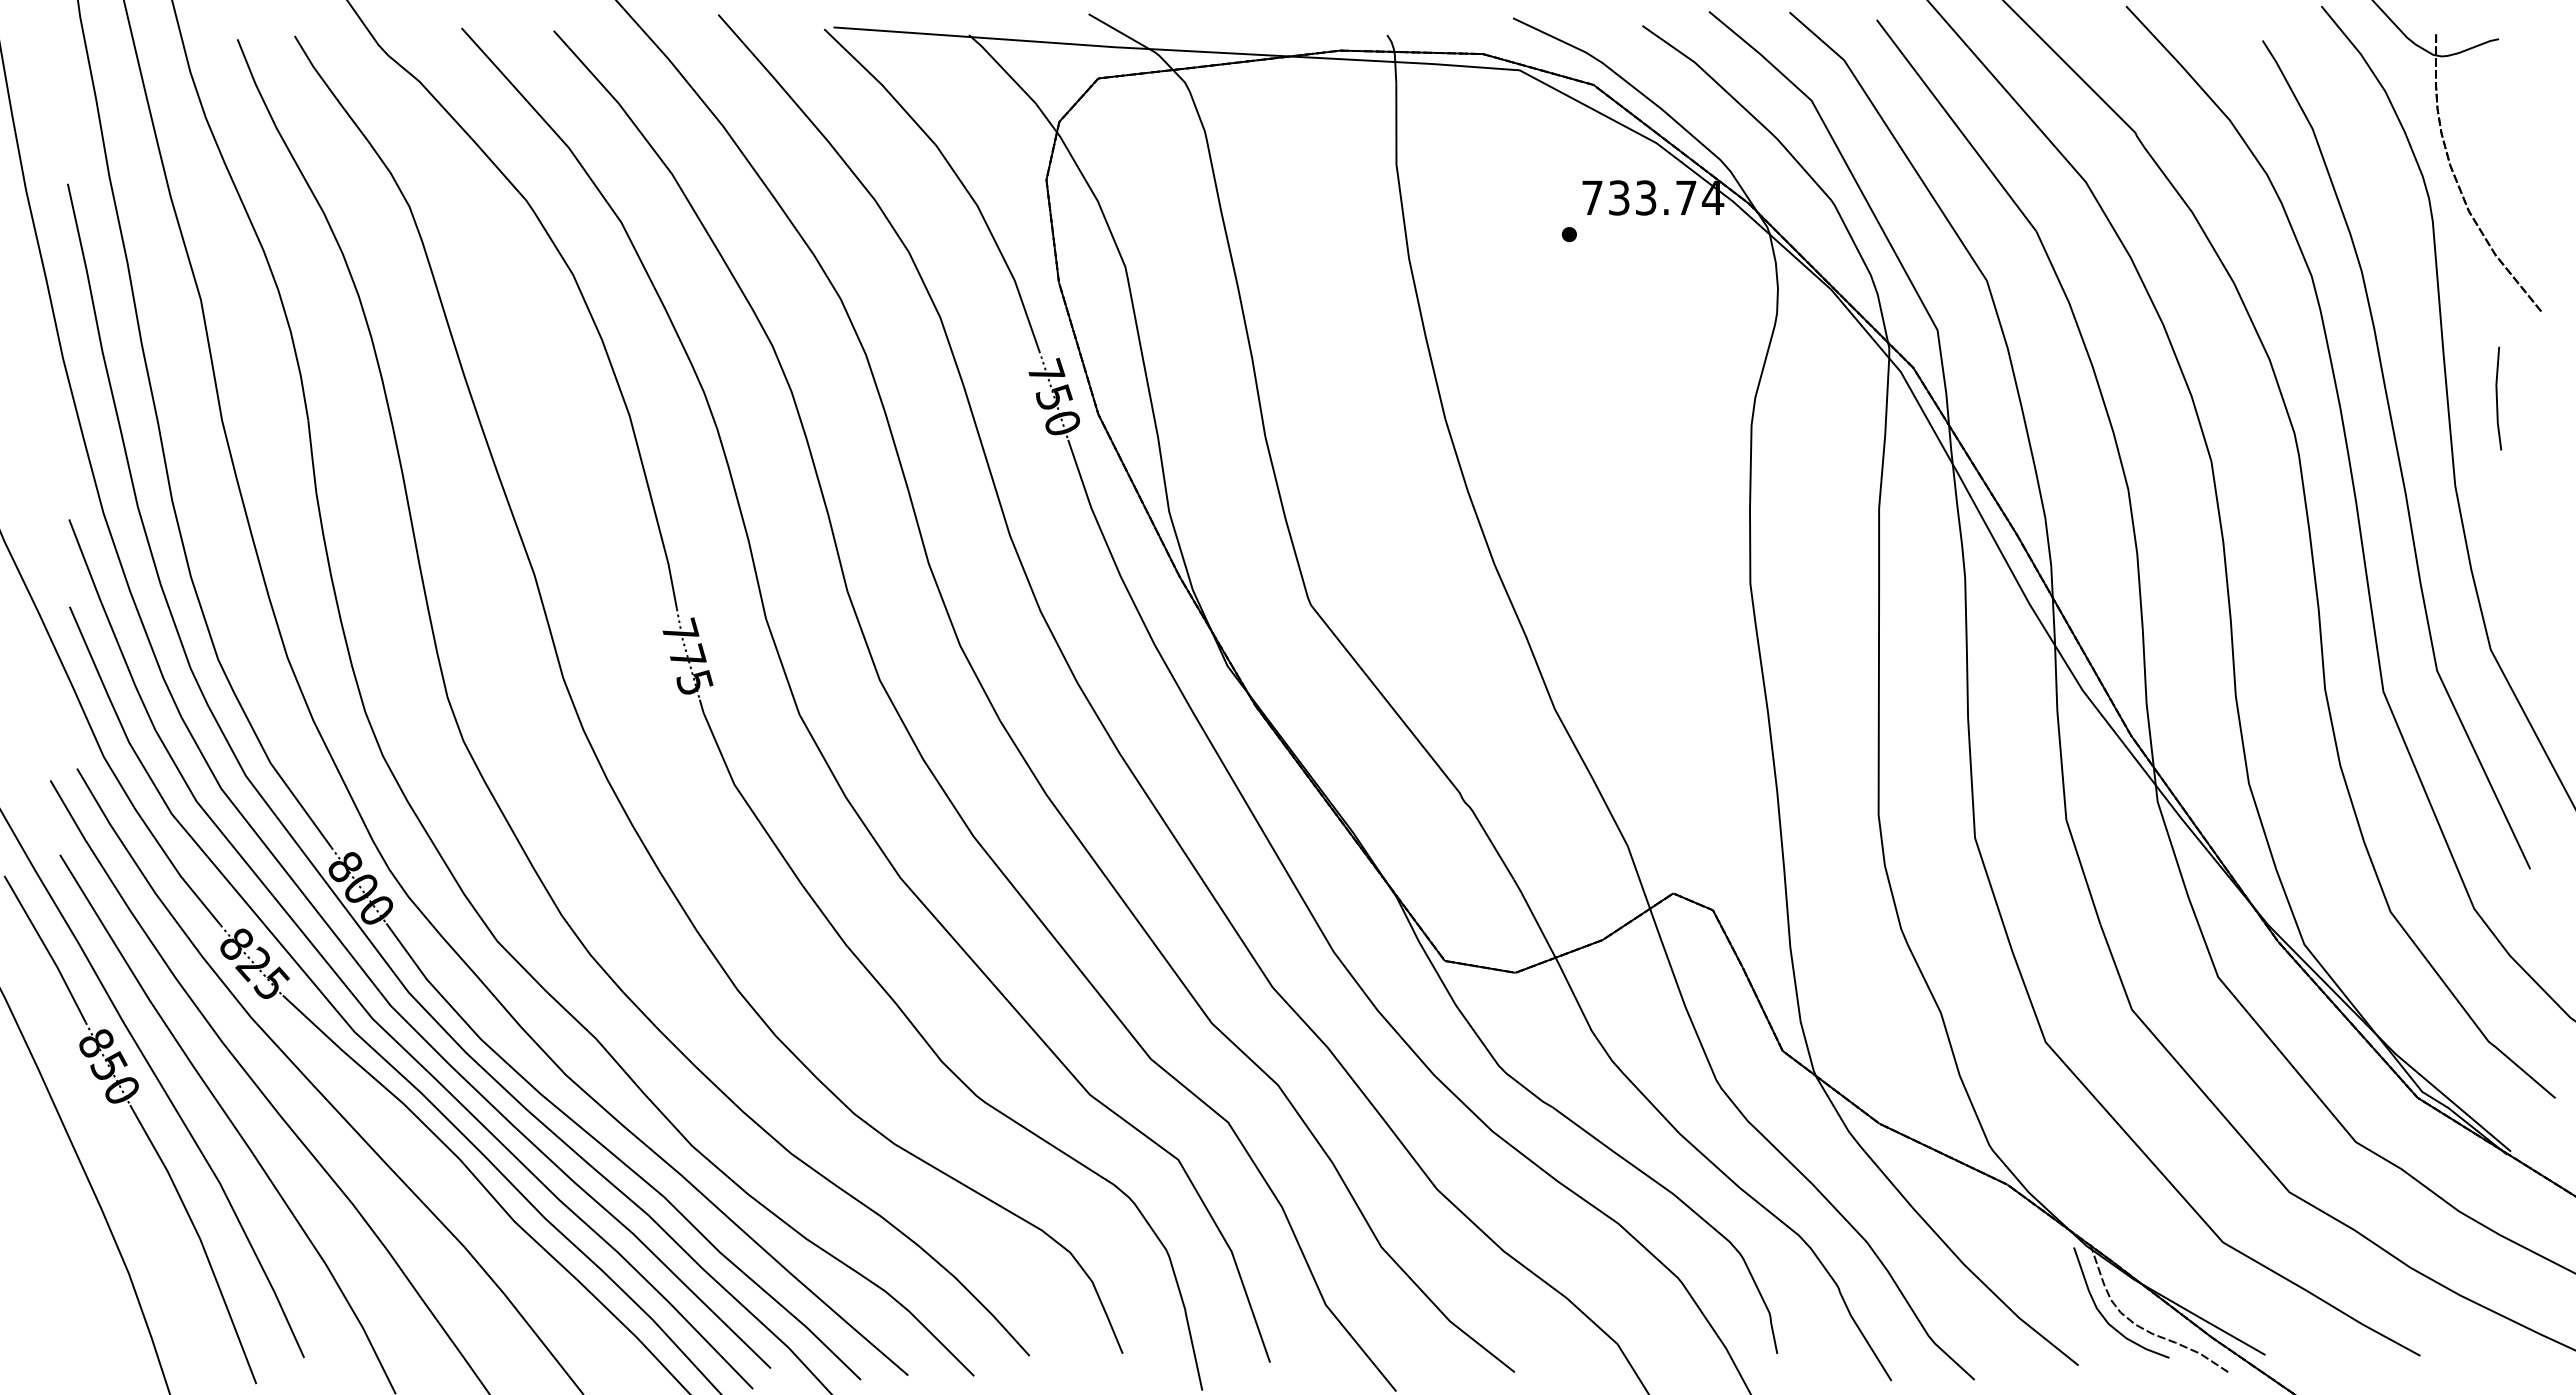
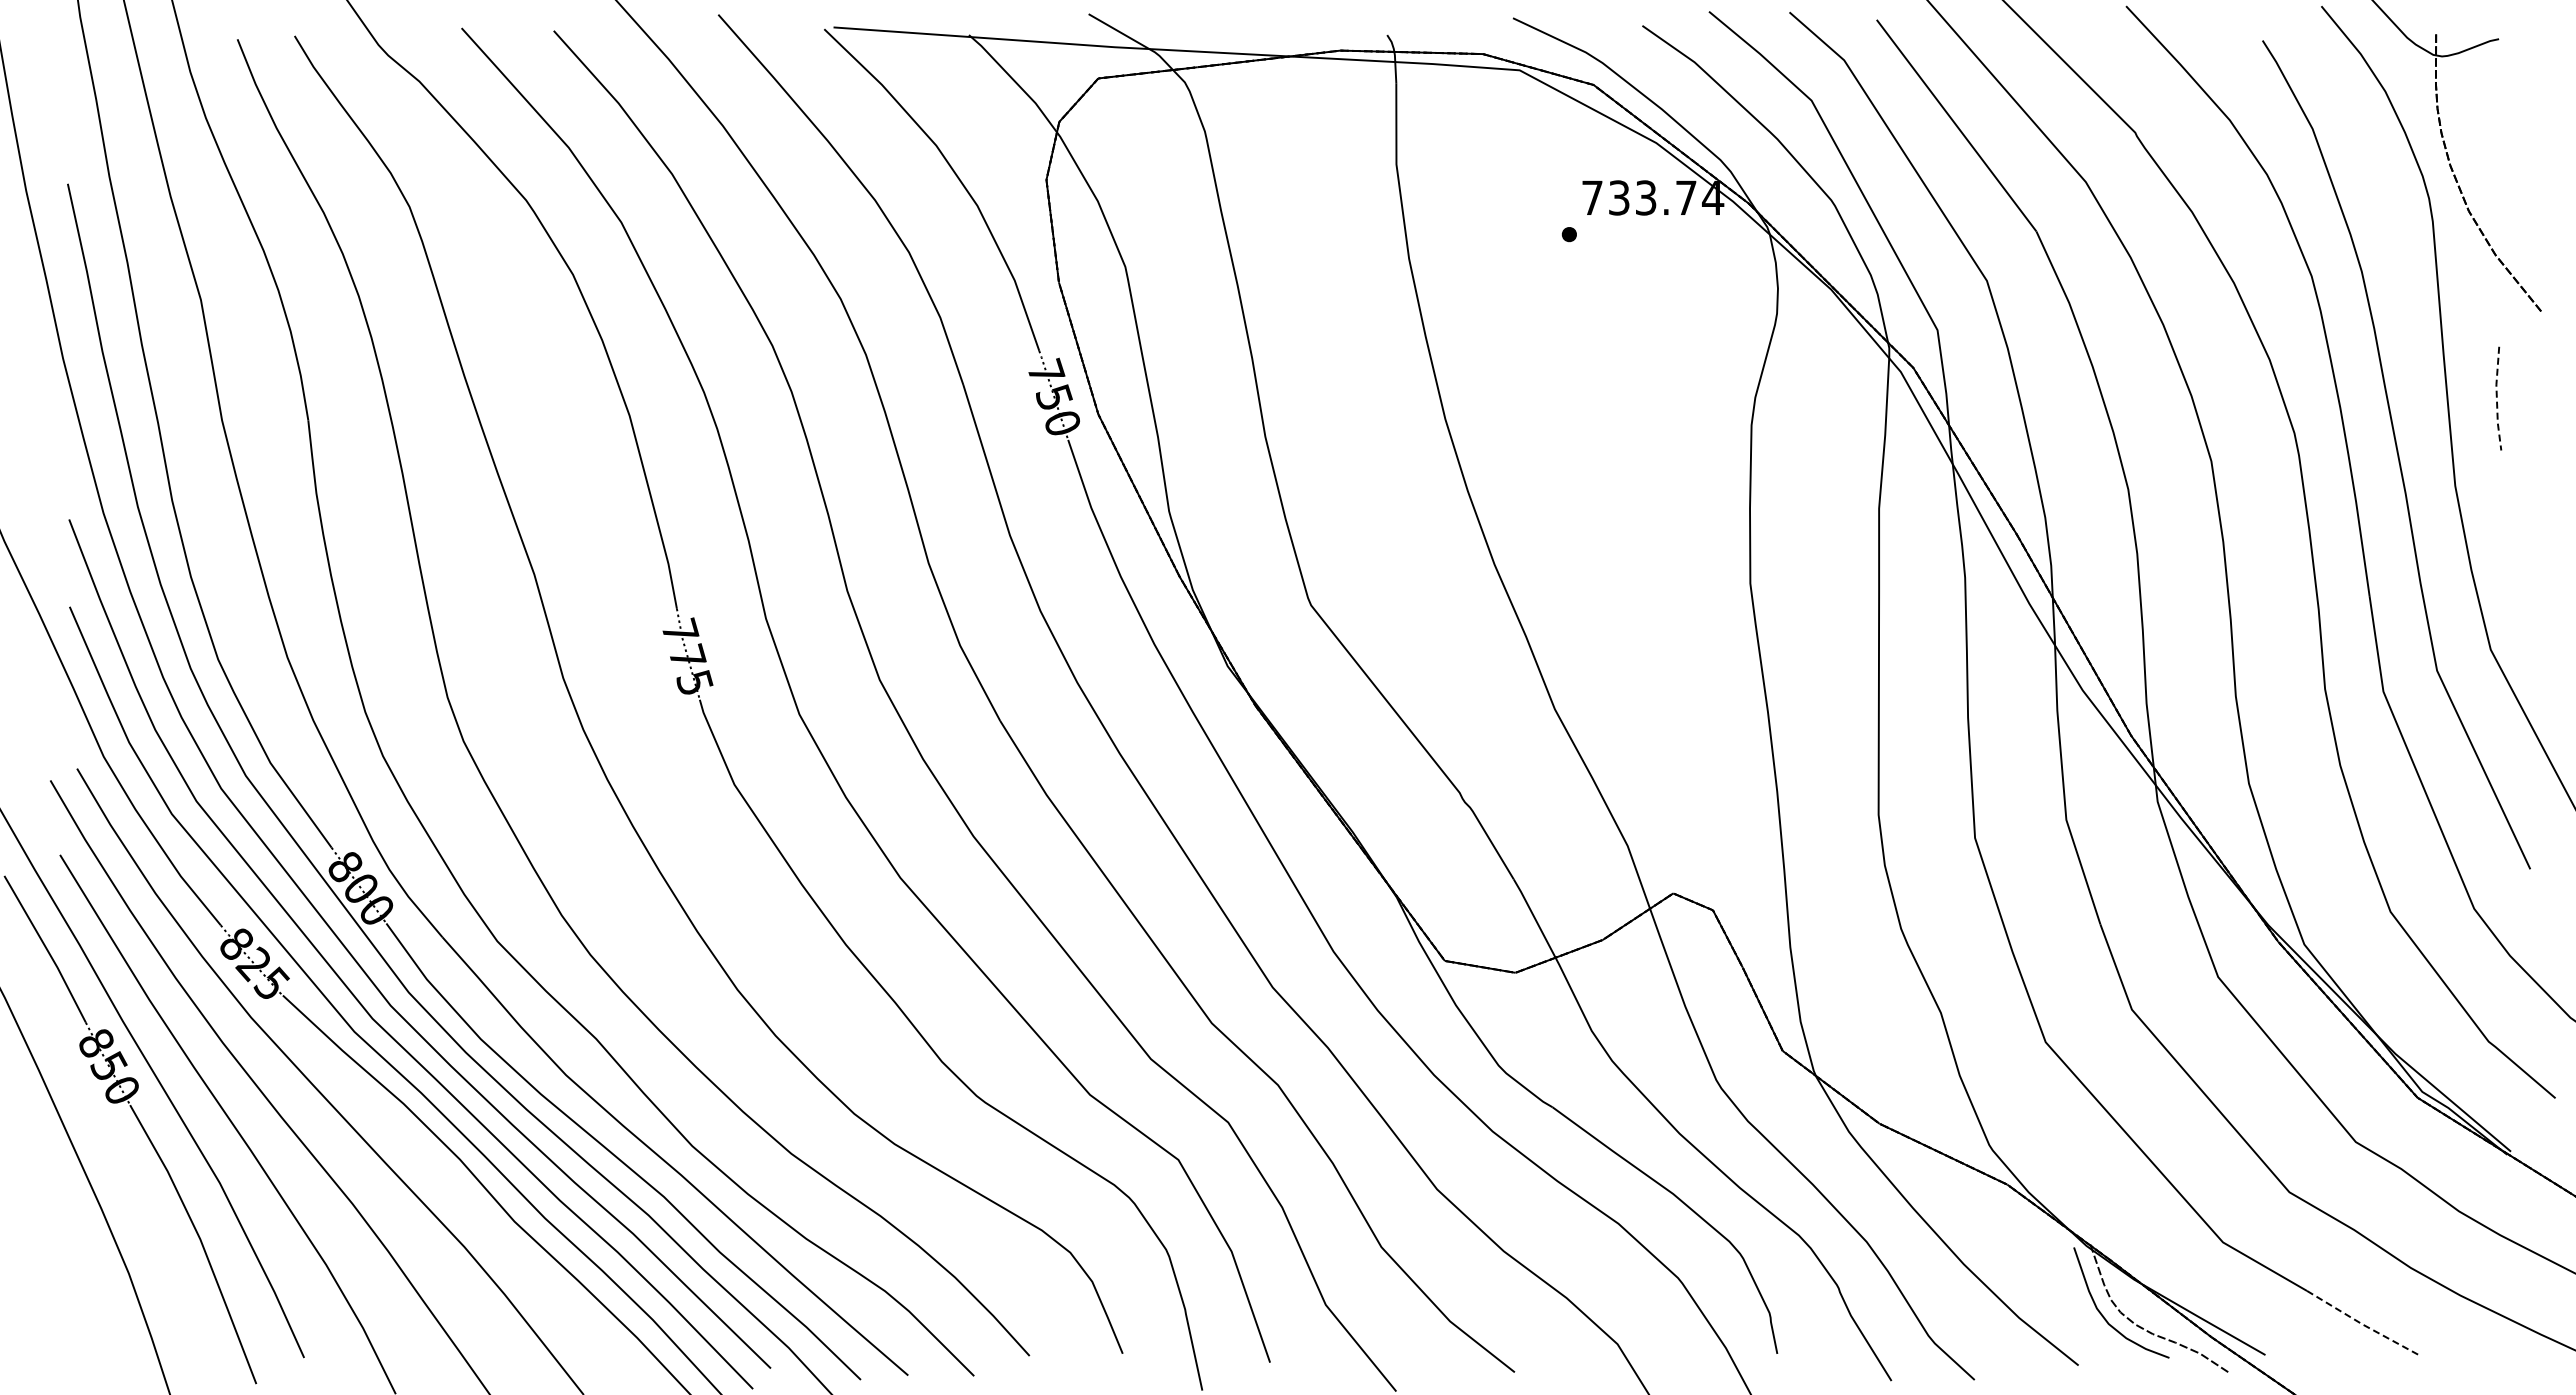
line: solid -> dashed (2496, 398)
line: solid -> dashed (2363, 1324)
